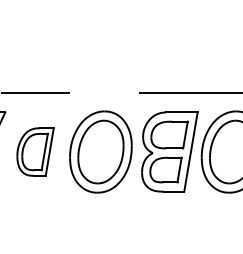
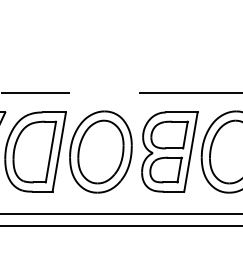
part size: 39x50 px -> 63x82 px (35, 151)
line: none -> present (120, 214)
line: none -> present (120, 225)
